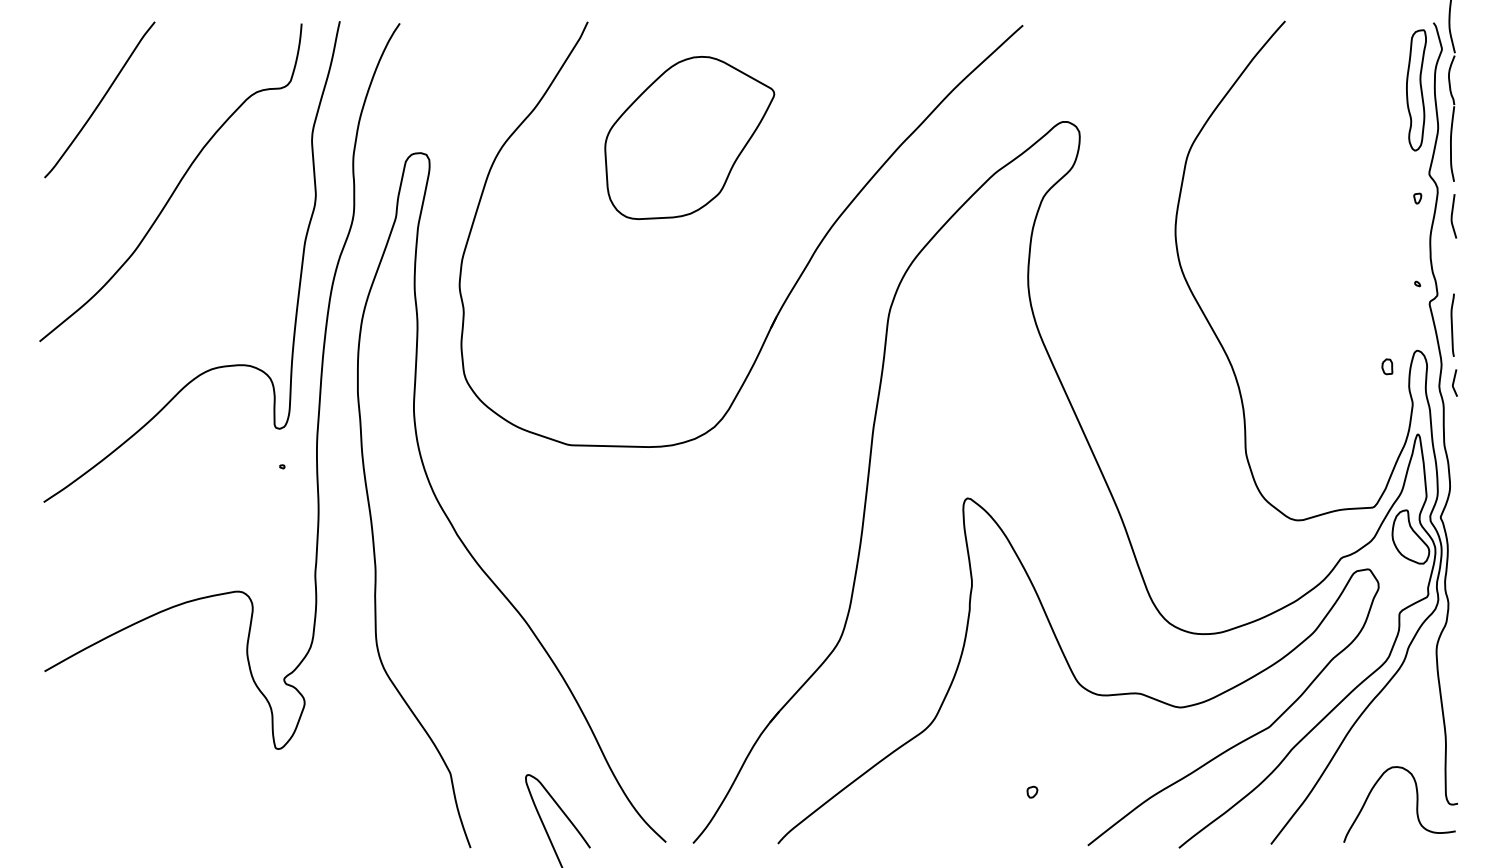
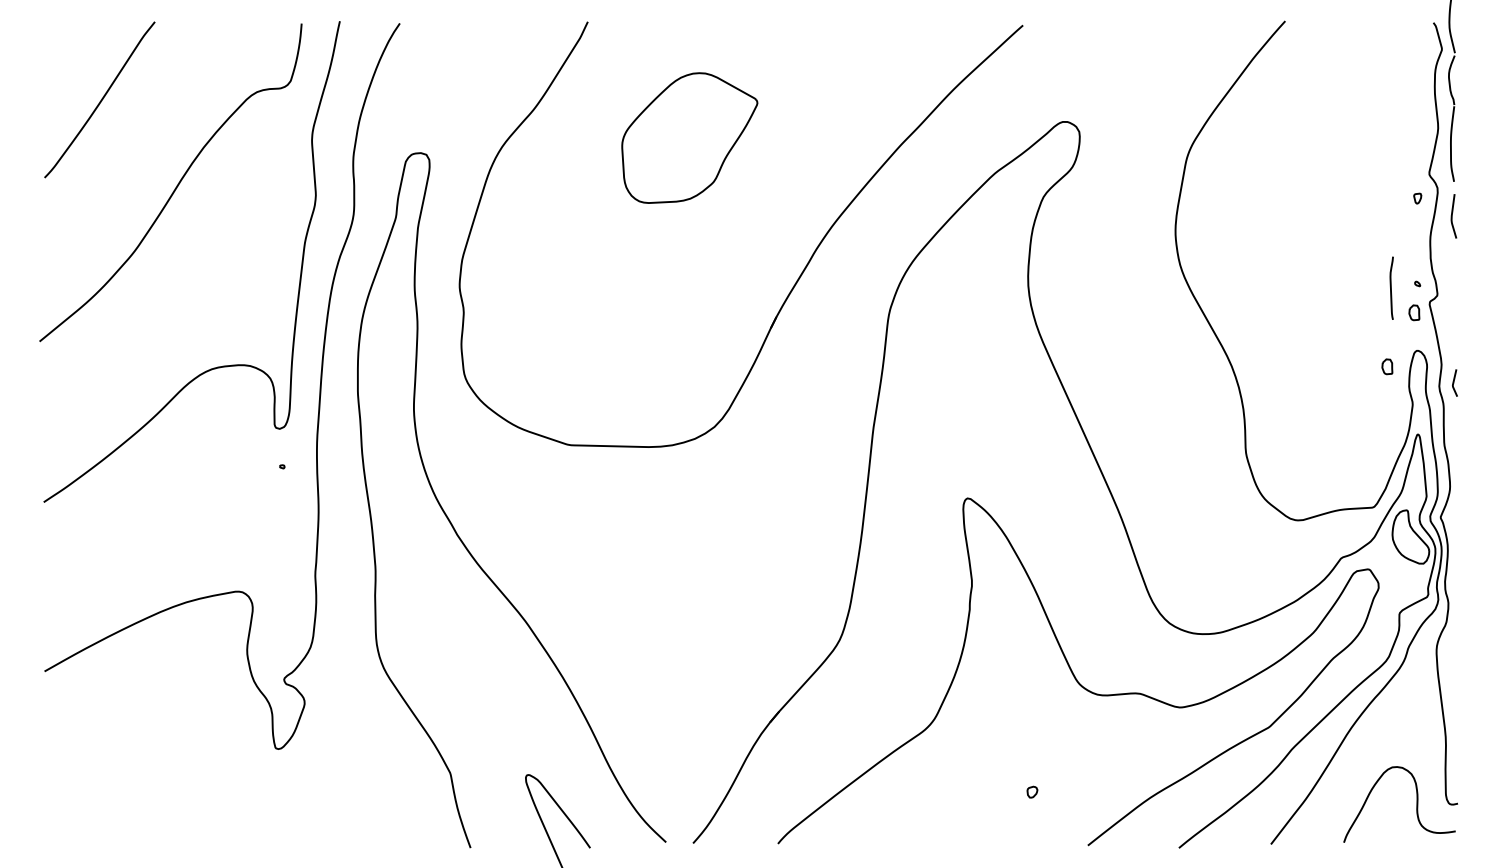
part: present -> none (1416, 90)
part size: 172x165 px -> 138x132 px (689, 137)
part: none -> present (1414, 312)
curve position: (1452, 324) -> (1391, 287) (1391, 287)
